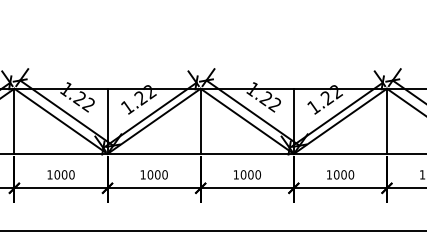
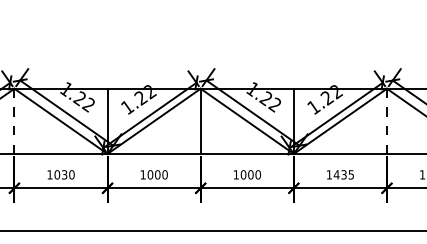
line: solid -> dashed (14, 121)
line: solid -> dashed (386, 121)
text: 1000 -> 1030 (64, 174)
text: 1000 -> 1435 (343, 174)
